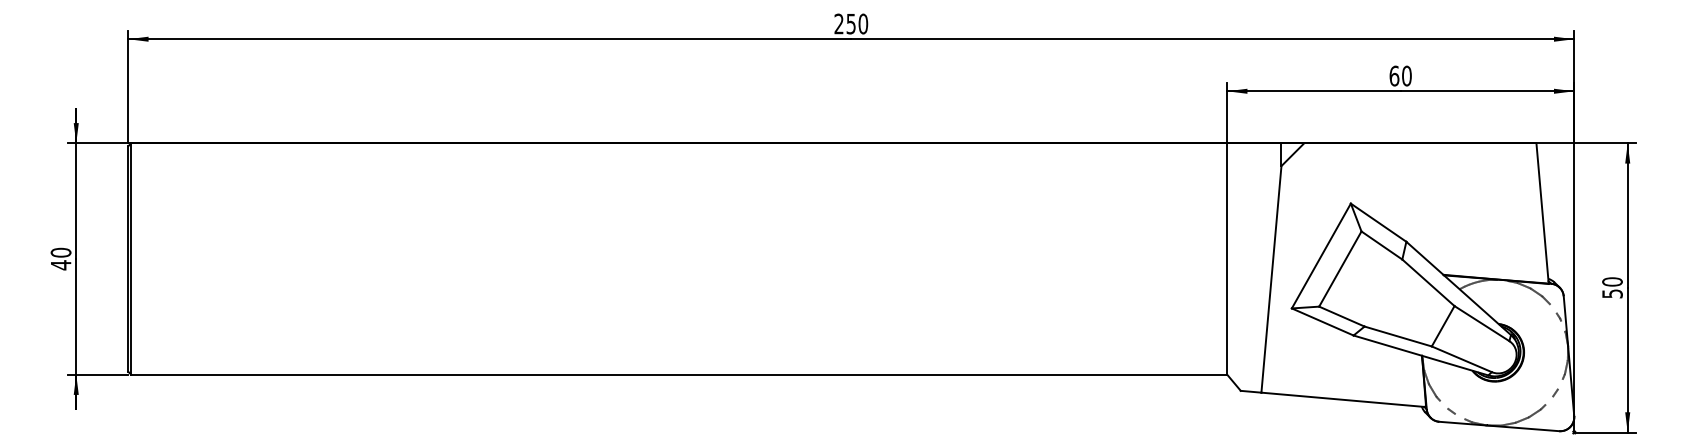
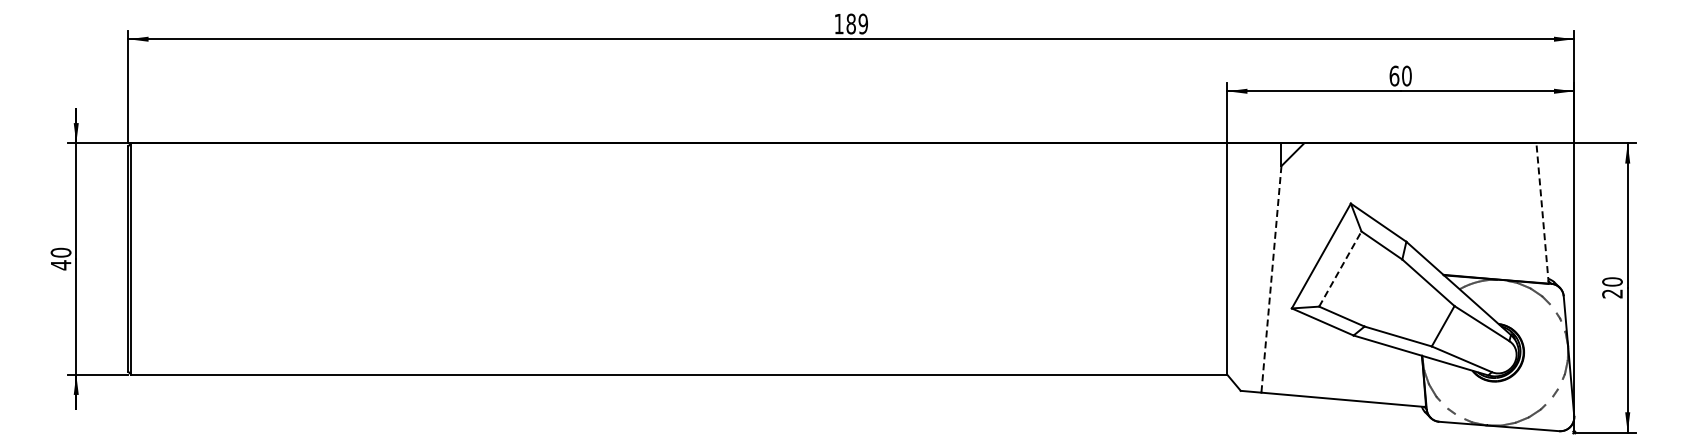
text: 250 -> 189 (850, 23)
line: solid -> dashed (1542, 213)
line: solid -> dashed (1340, 268)
line: solid -> dashed (1271, 279)
text: 50 -> 20 (1612, 293)
